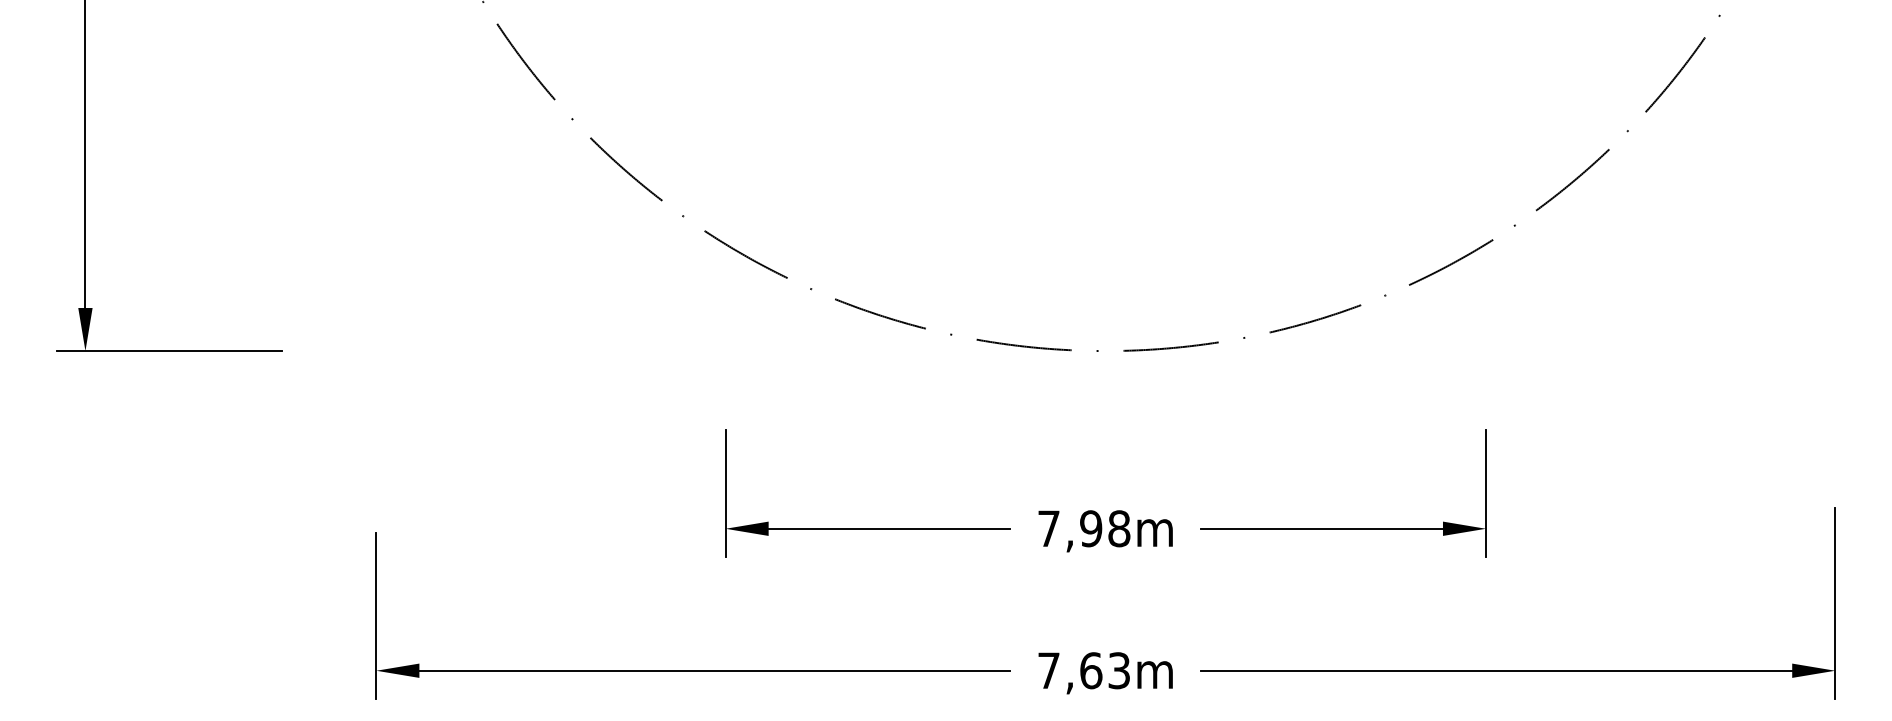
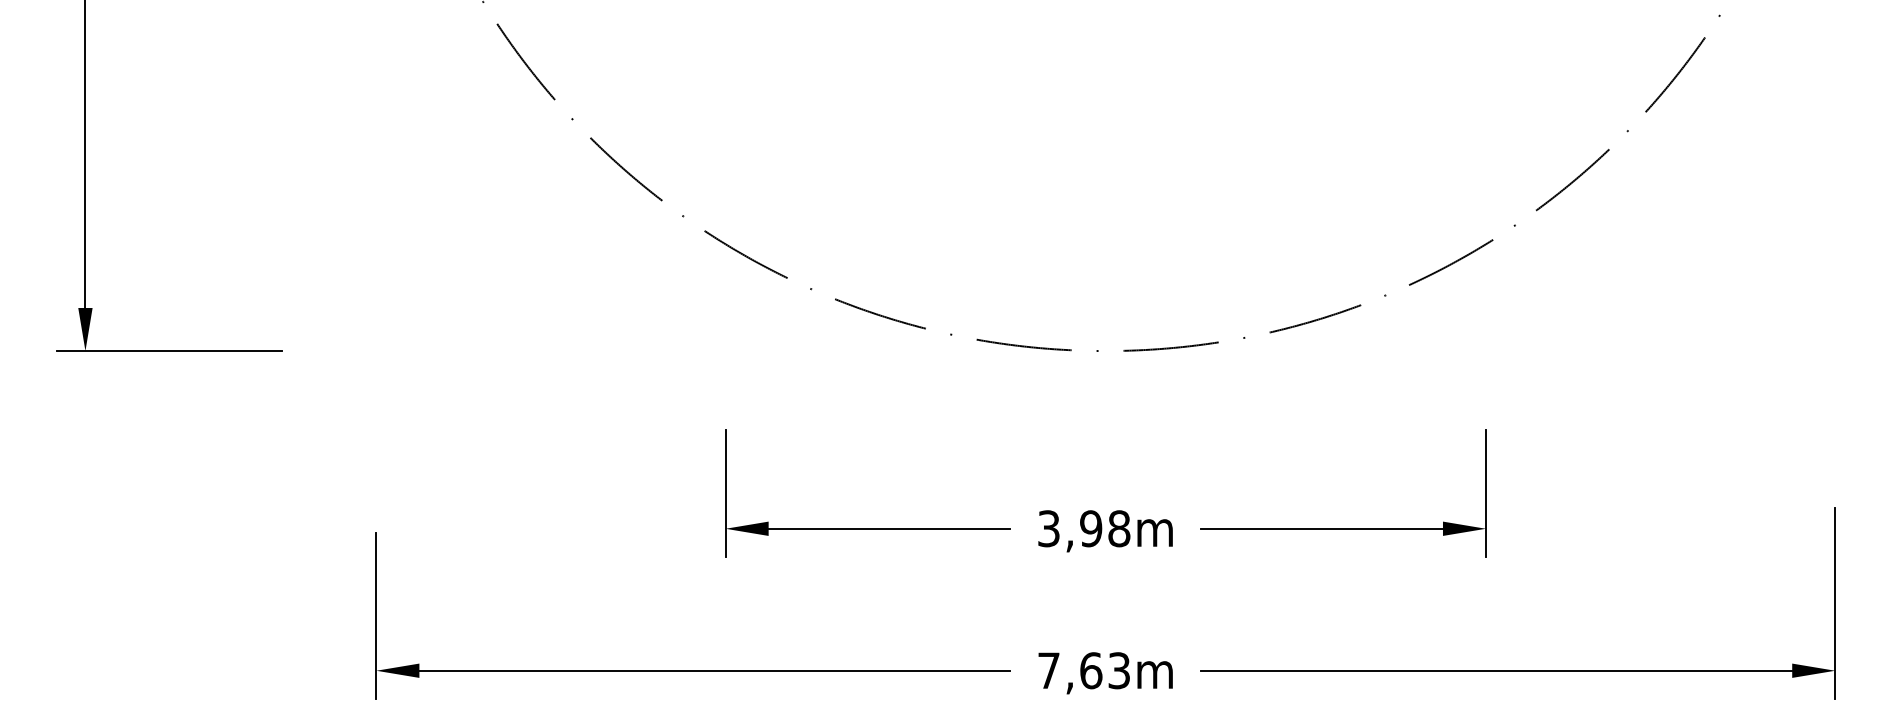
text: 7,98m -> 3,98m (1048, 528)
